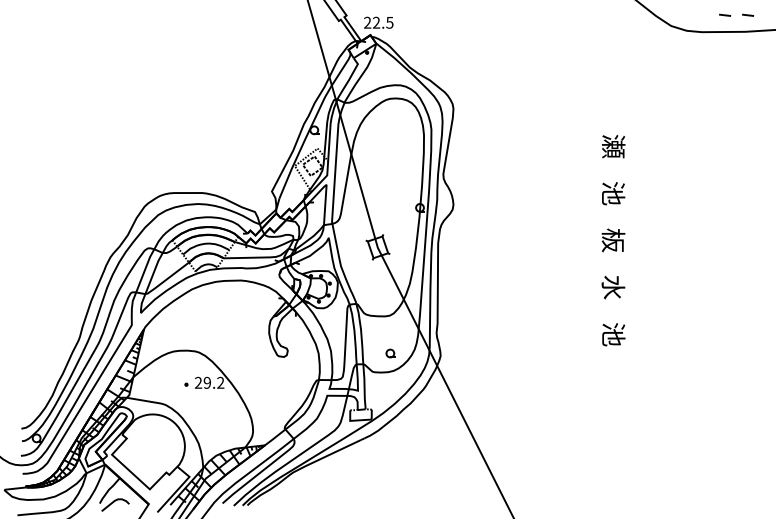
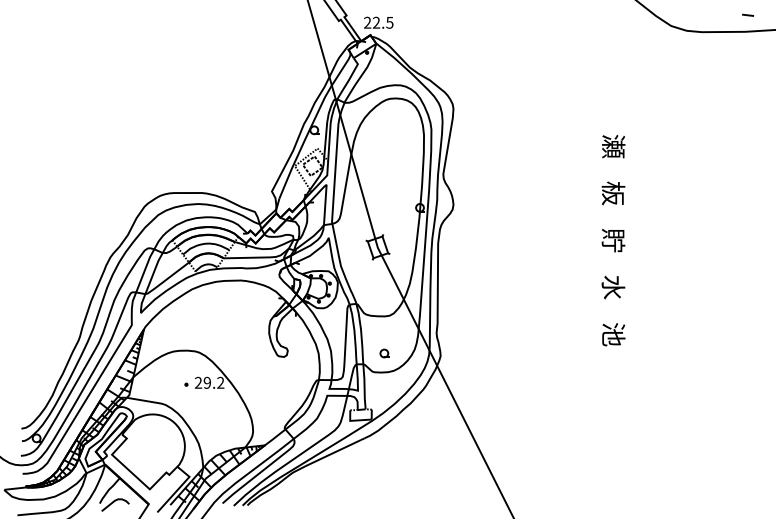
line: present -> none (725, 14)
text: 池 -> 板 (613, 193)
text: 板 -> 貯 (613, 240)
part position: (390, 353) -> (384, 353) (384, 353)
